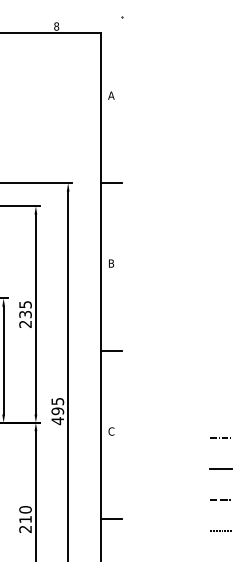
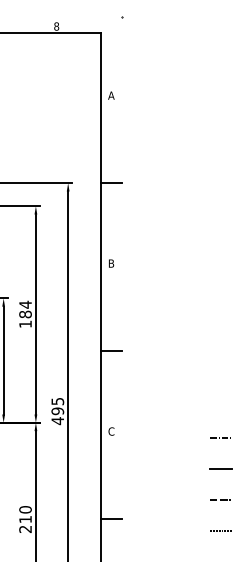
text: 235 -> 184 (25, 313)
